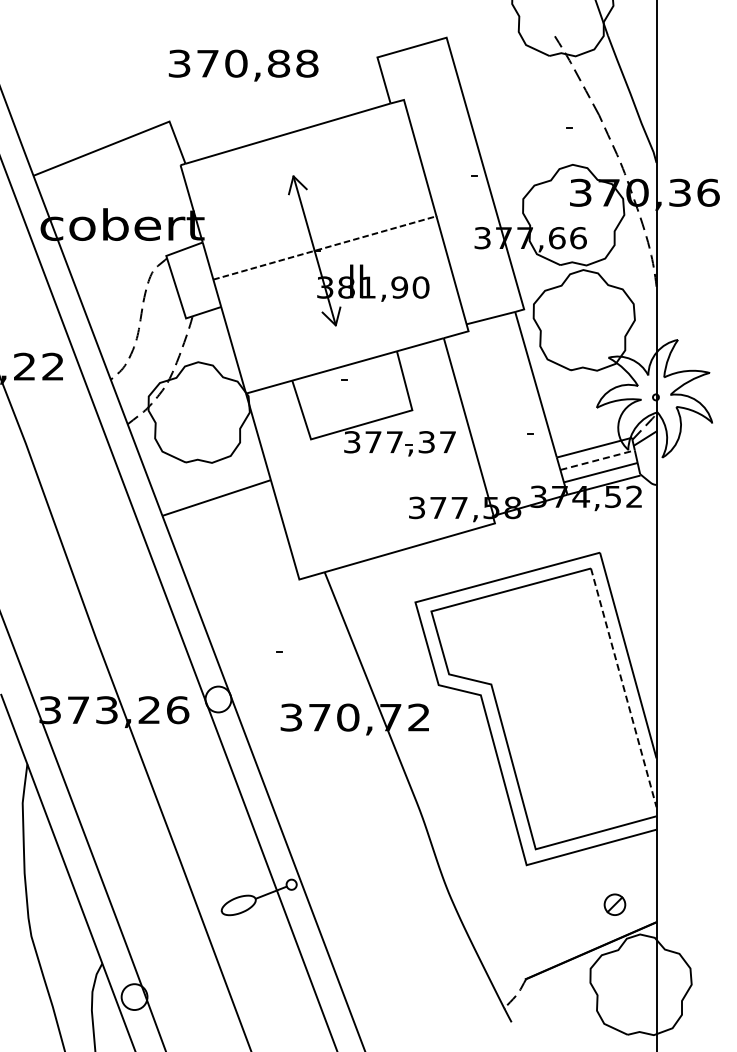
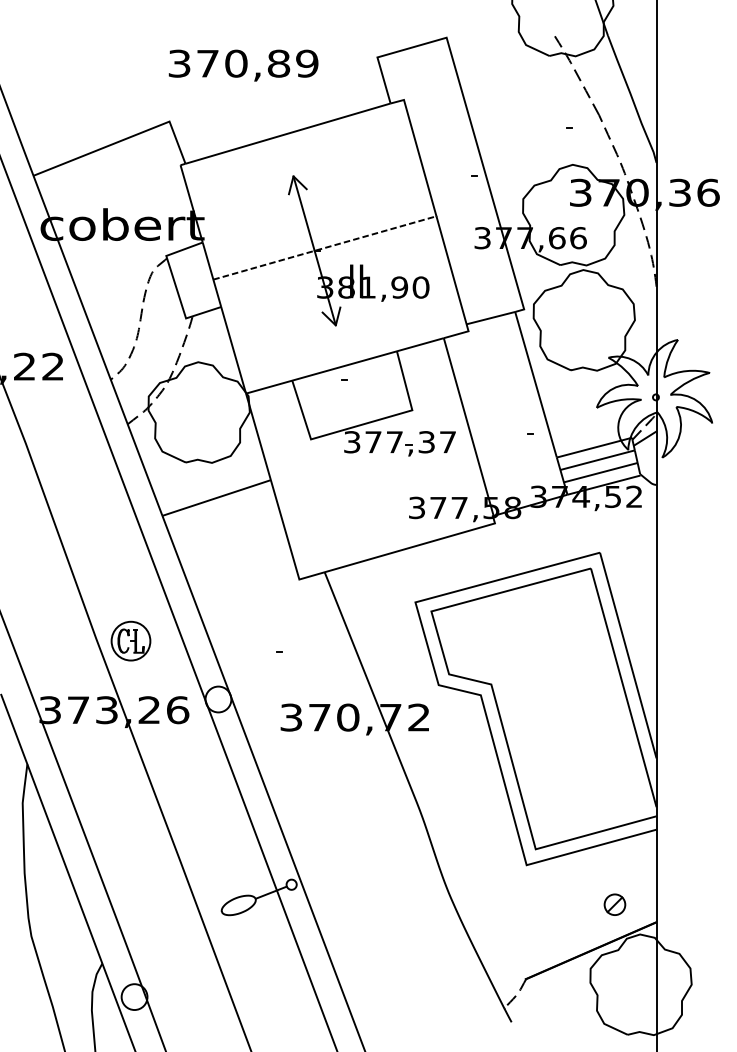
text: 370,88 -> 370,89 (307, 63)
line: dashed -> solid (598, 460)
part: none -> present (130, 640)
line: dashed -> solid (623, 687)
